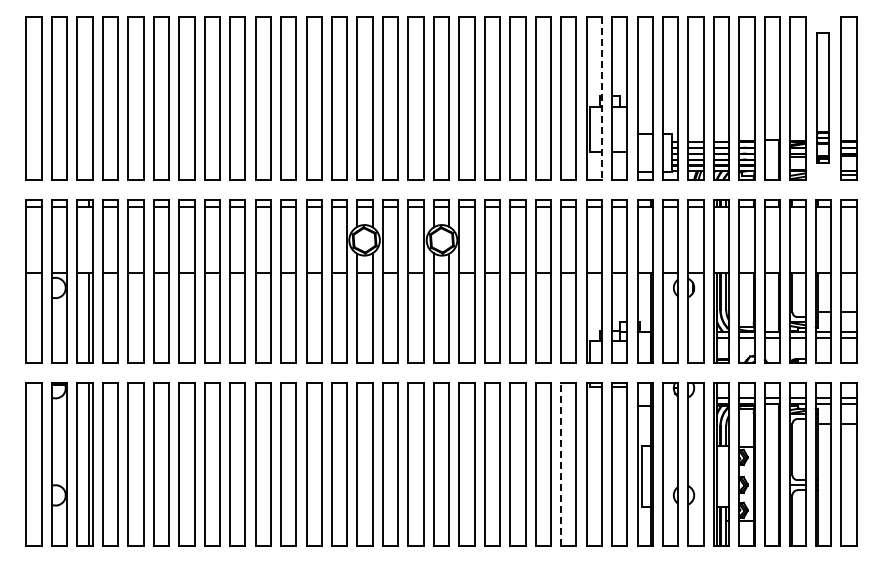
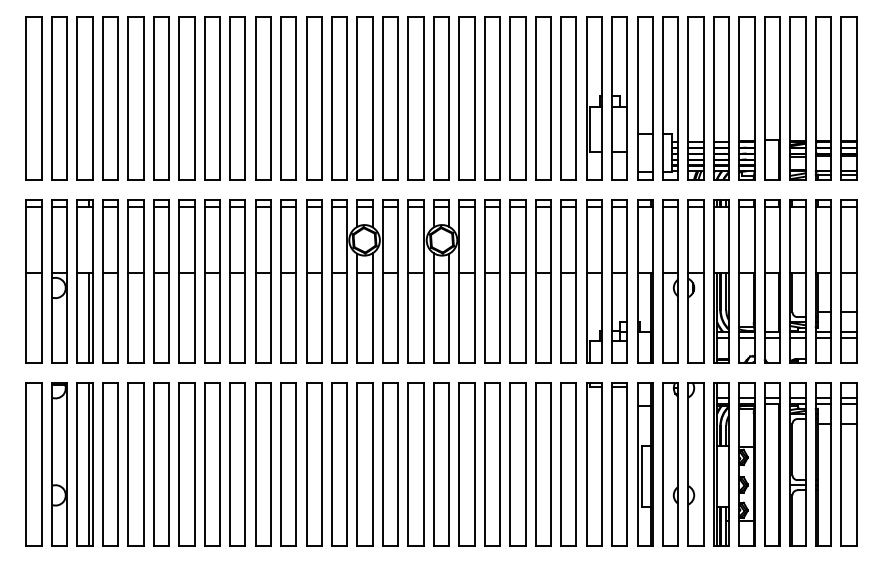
part size: 14x132 px -> 18x165 px (822, 98)
line: dashed -> solid (601, 98)
line: dashed -> solid (561, 464)
